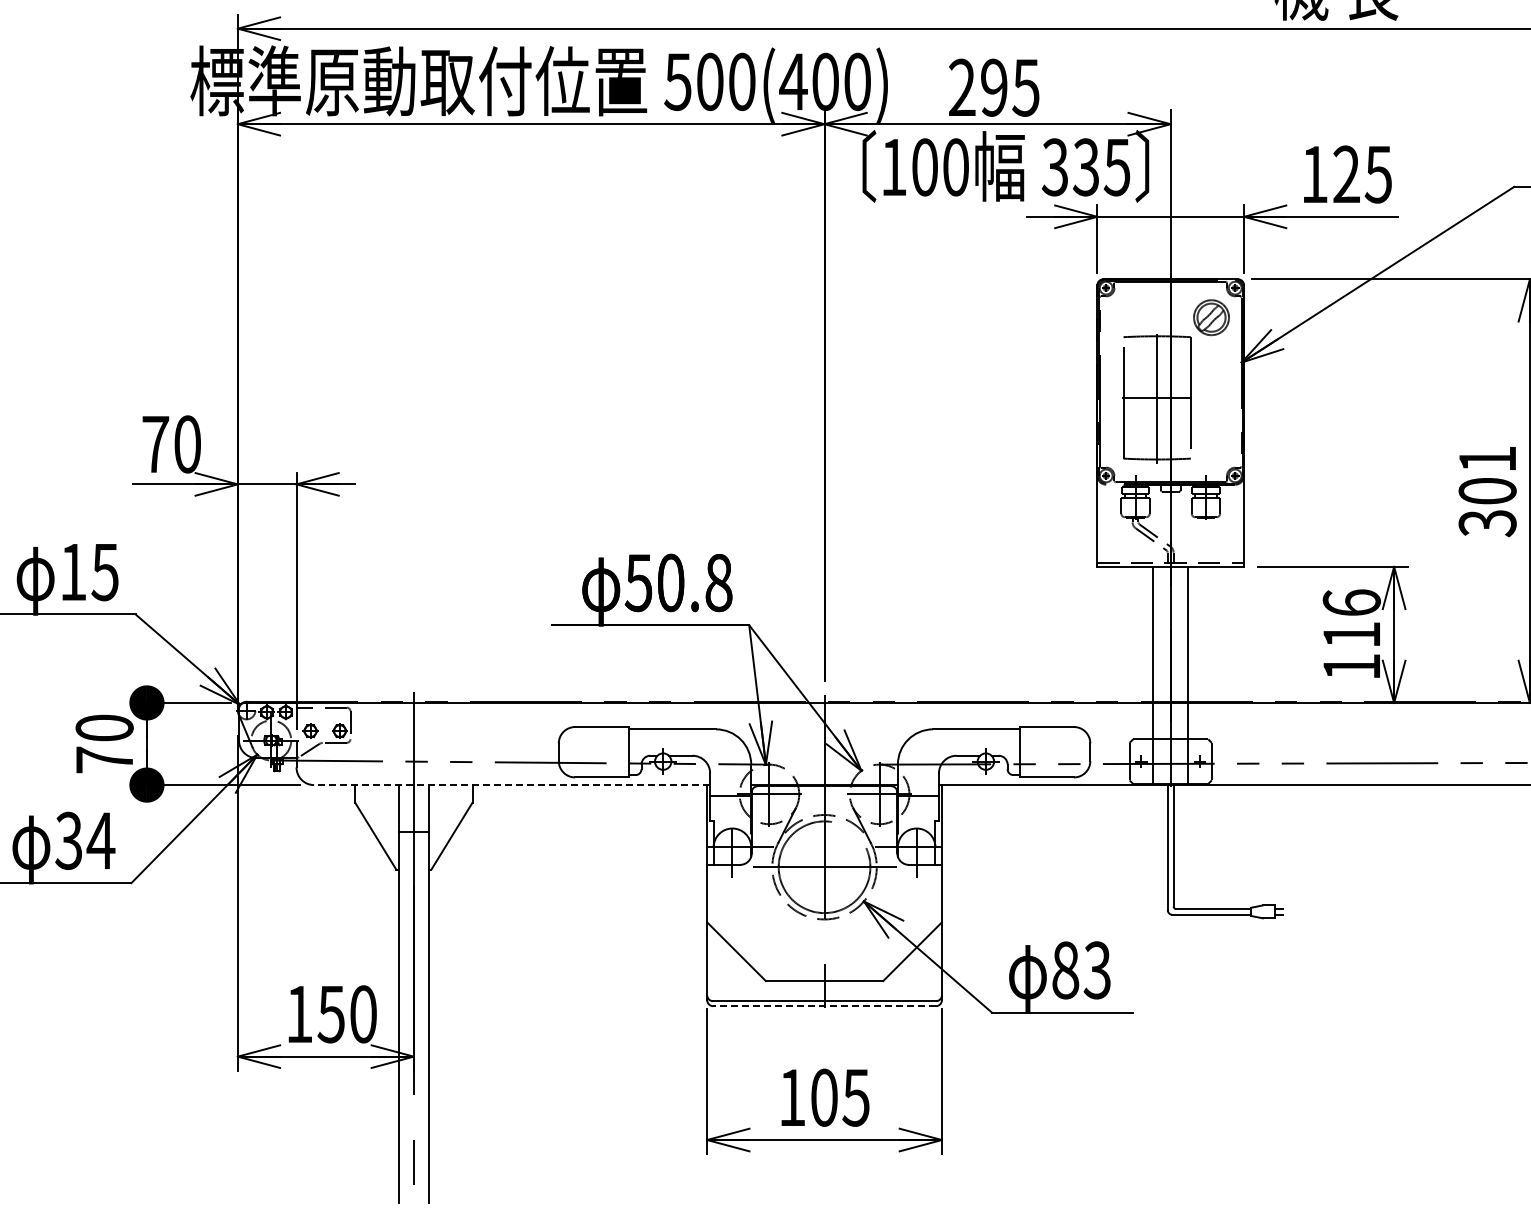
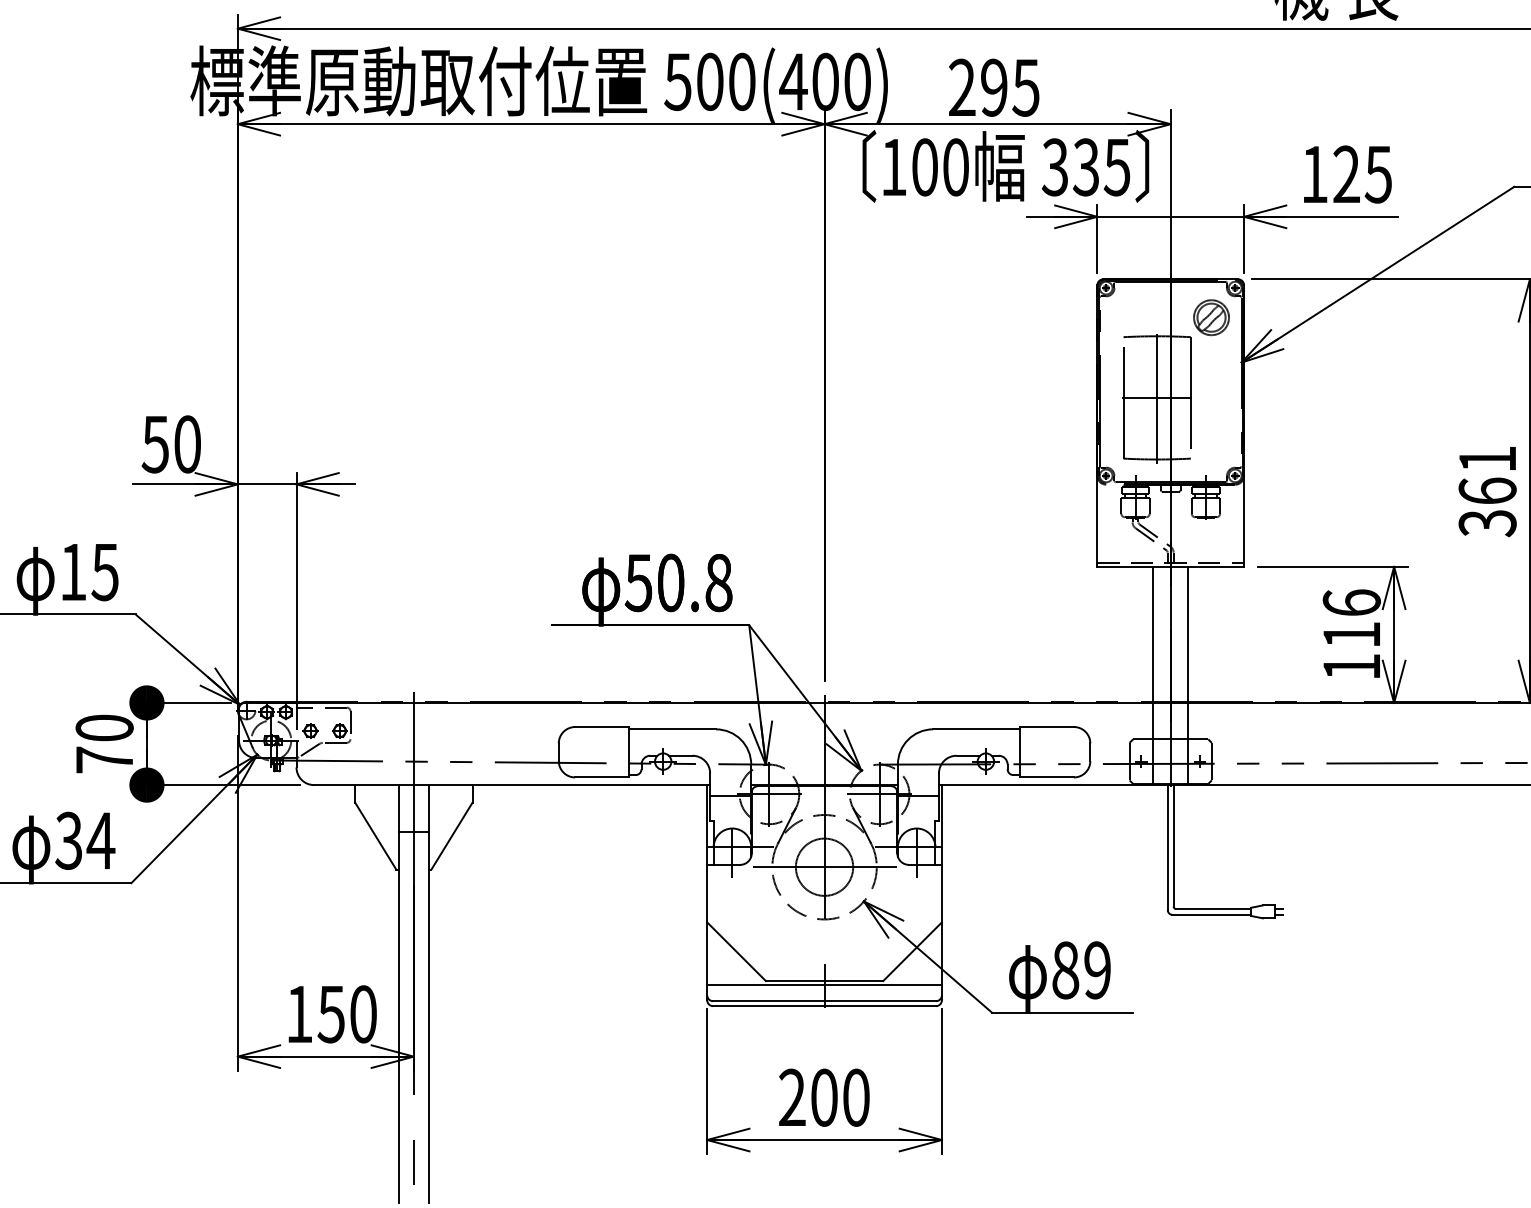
text: 70 -> 50 (155, 444)
text: 301 -> 361 (1487, 490)
line: dashed -> solid (511, 785)
circle diameter: 92 px -> 57 px (824, 866)
text: 83 -> 89 (1096, 970)
line: none -> present (824, 984)
line: dashed -> solid (824, 1006)
text: 105 -> 200 (824, 1097)
